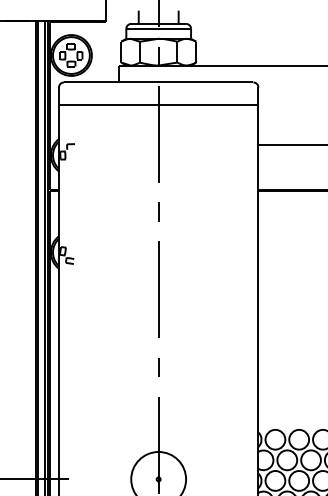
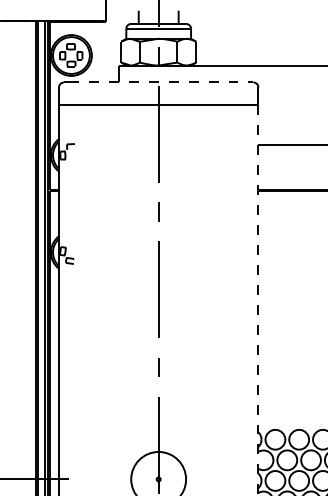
line: solid -> dashed (158, 82)
line: solid -> dashed (258, 300)
